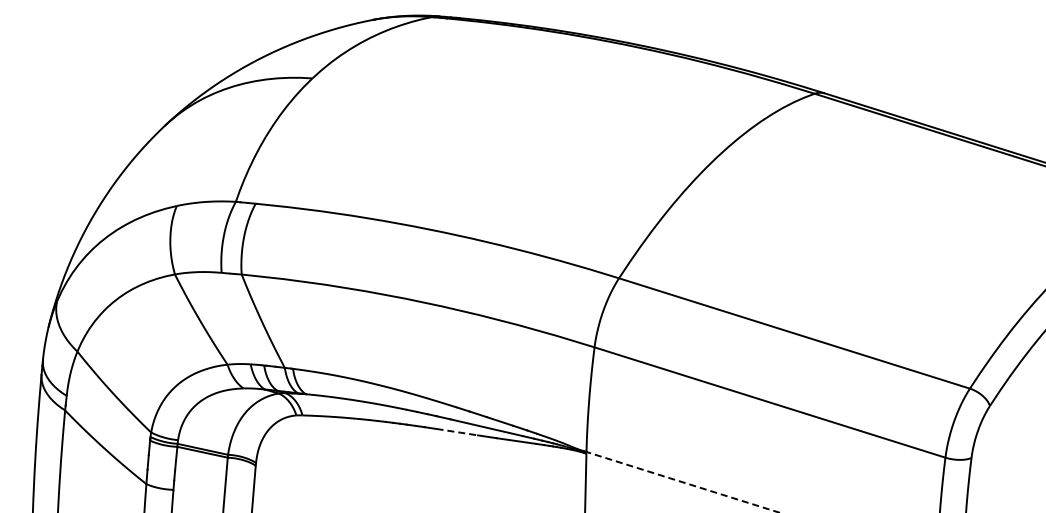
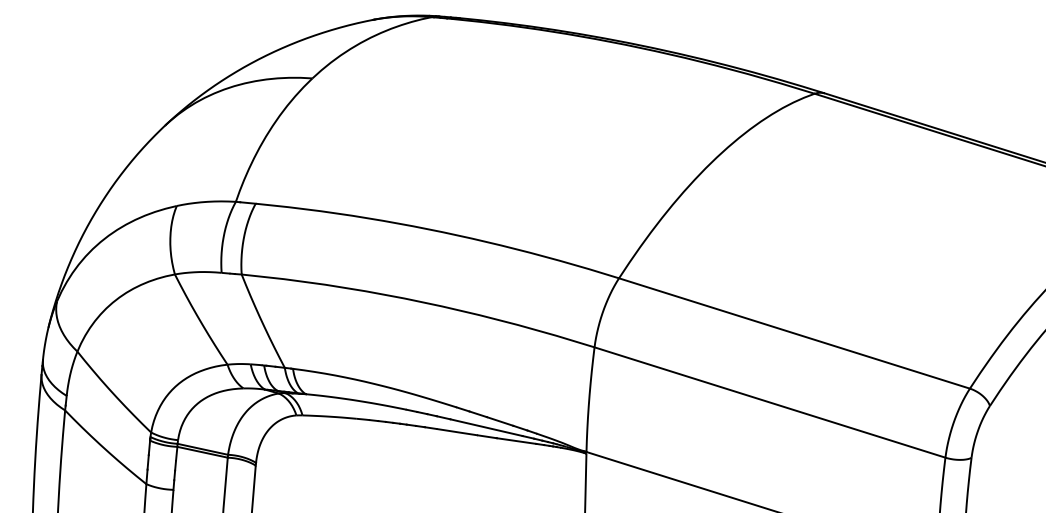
line: dashed -> solid (458, 432)
line: dashed -> solid (682, 482)
